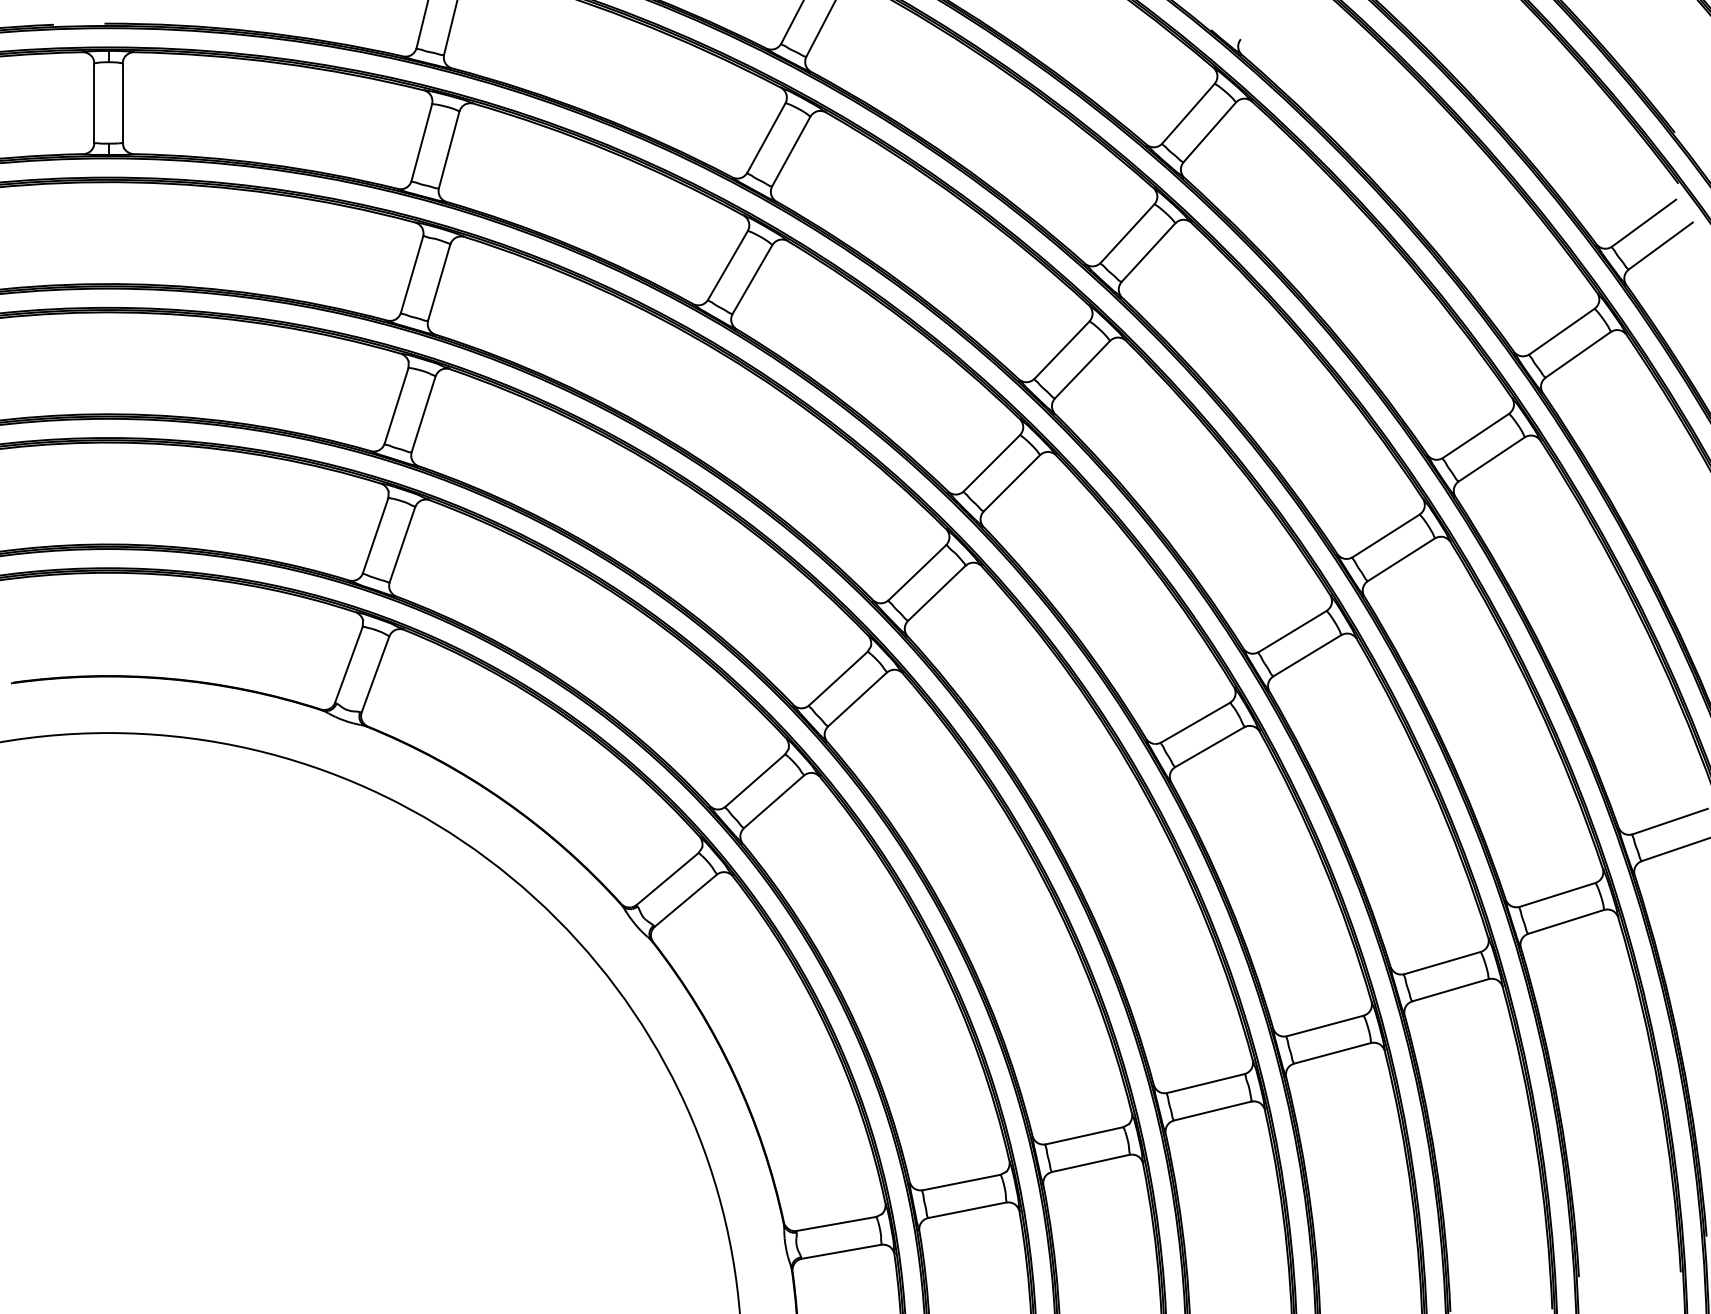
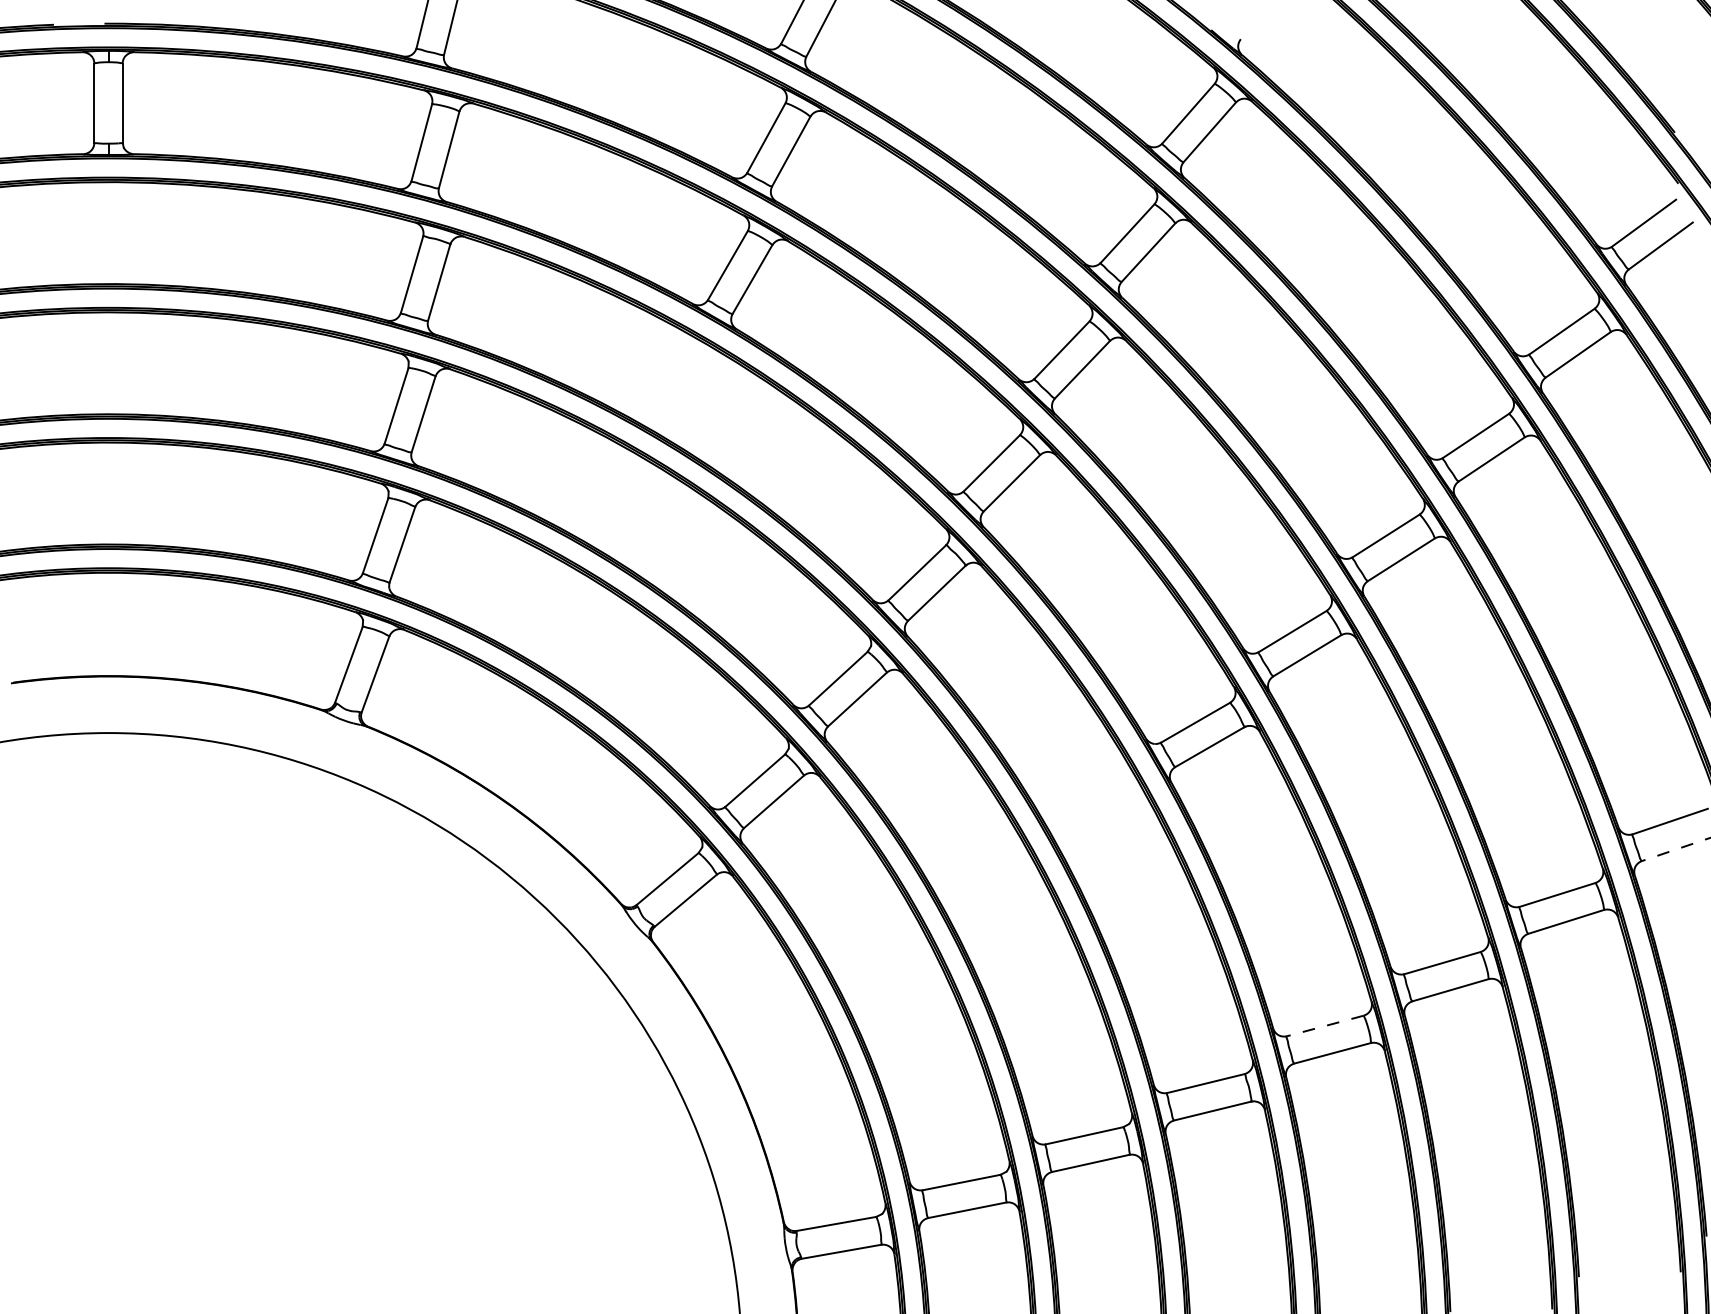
line: solid -> dashed (1675, 849)
line: solid -> dashed (1325, 1025)
